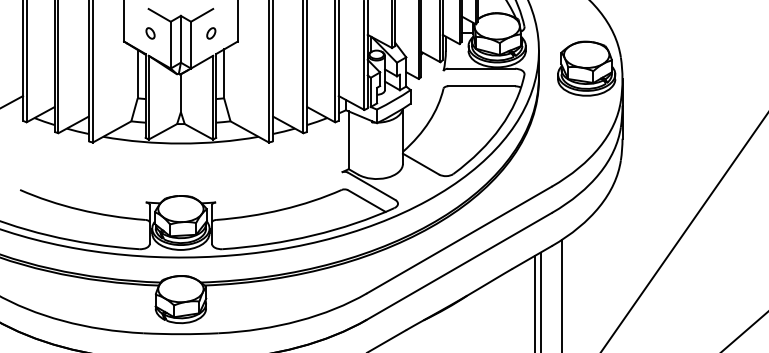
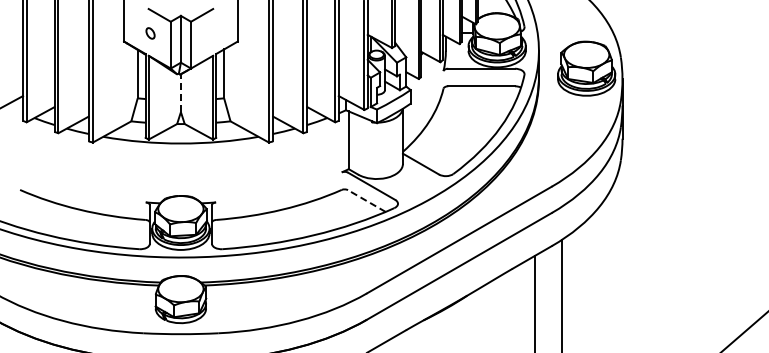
part: present -> none (211, 33)
line: solid -> dashed (180, 93)
line: solid -> dashed (366, 201)
line: present -> none (684, 232)
line: present -> none (540, 300)
